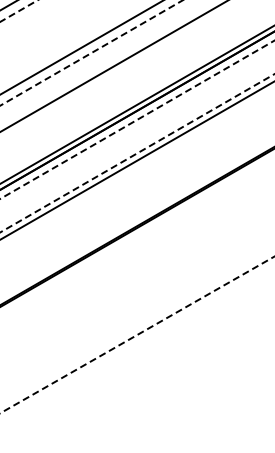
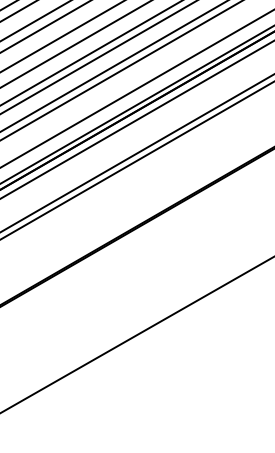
line: dashed -> solid (18, 11)
line: none -> present (35, 21)
line: none -> present (45, 26)
line: none -> present (62, 36)
line position: (81, 47) -> (75, 44) (75, 44)
line: dashed -> solid (91, 53)
line: none -> present (98, 57)
line: none -> present (120, 70)
line: none -> present (136, 88)
line: dashed -> solid (137, 119)
line: dashed -> solid (137, 153)
line: dashed -> solid (137, 334)
